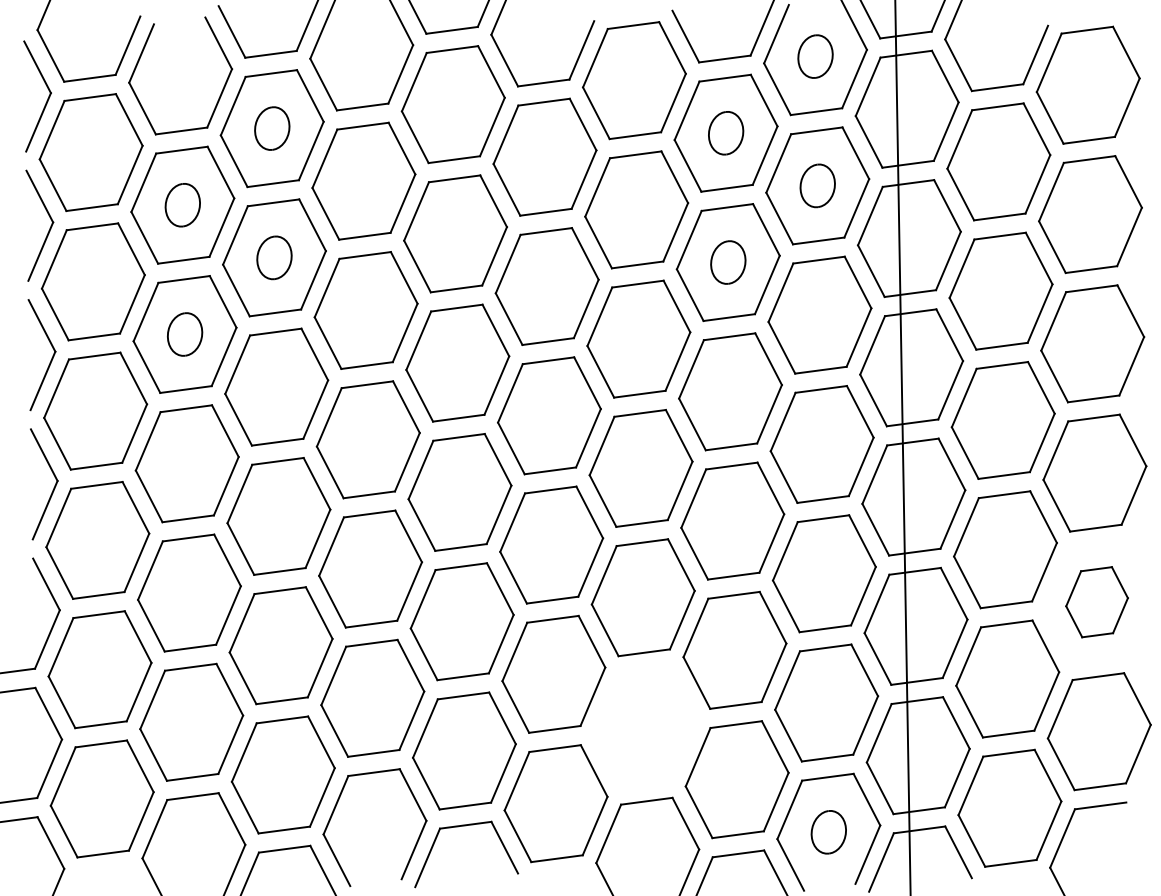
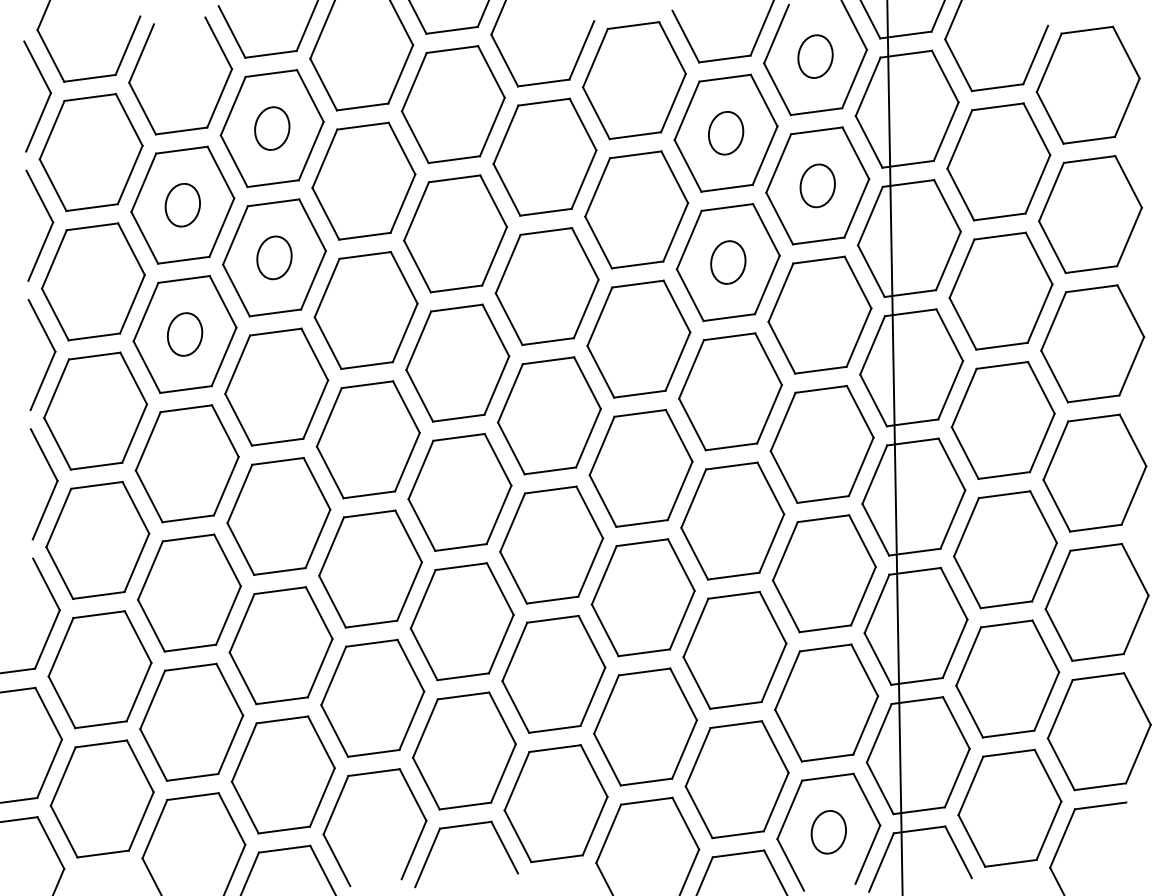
line position: (902, 447) -> (894, 447) (894, 447)
part size: 64x73 px -> 106x120 px (1096, 601)
part: none -> present (645, 726)
